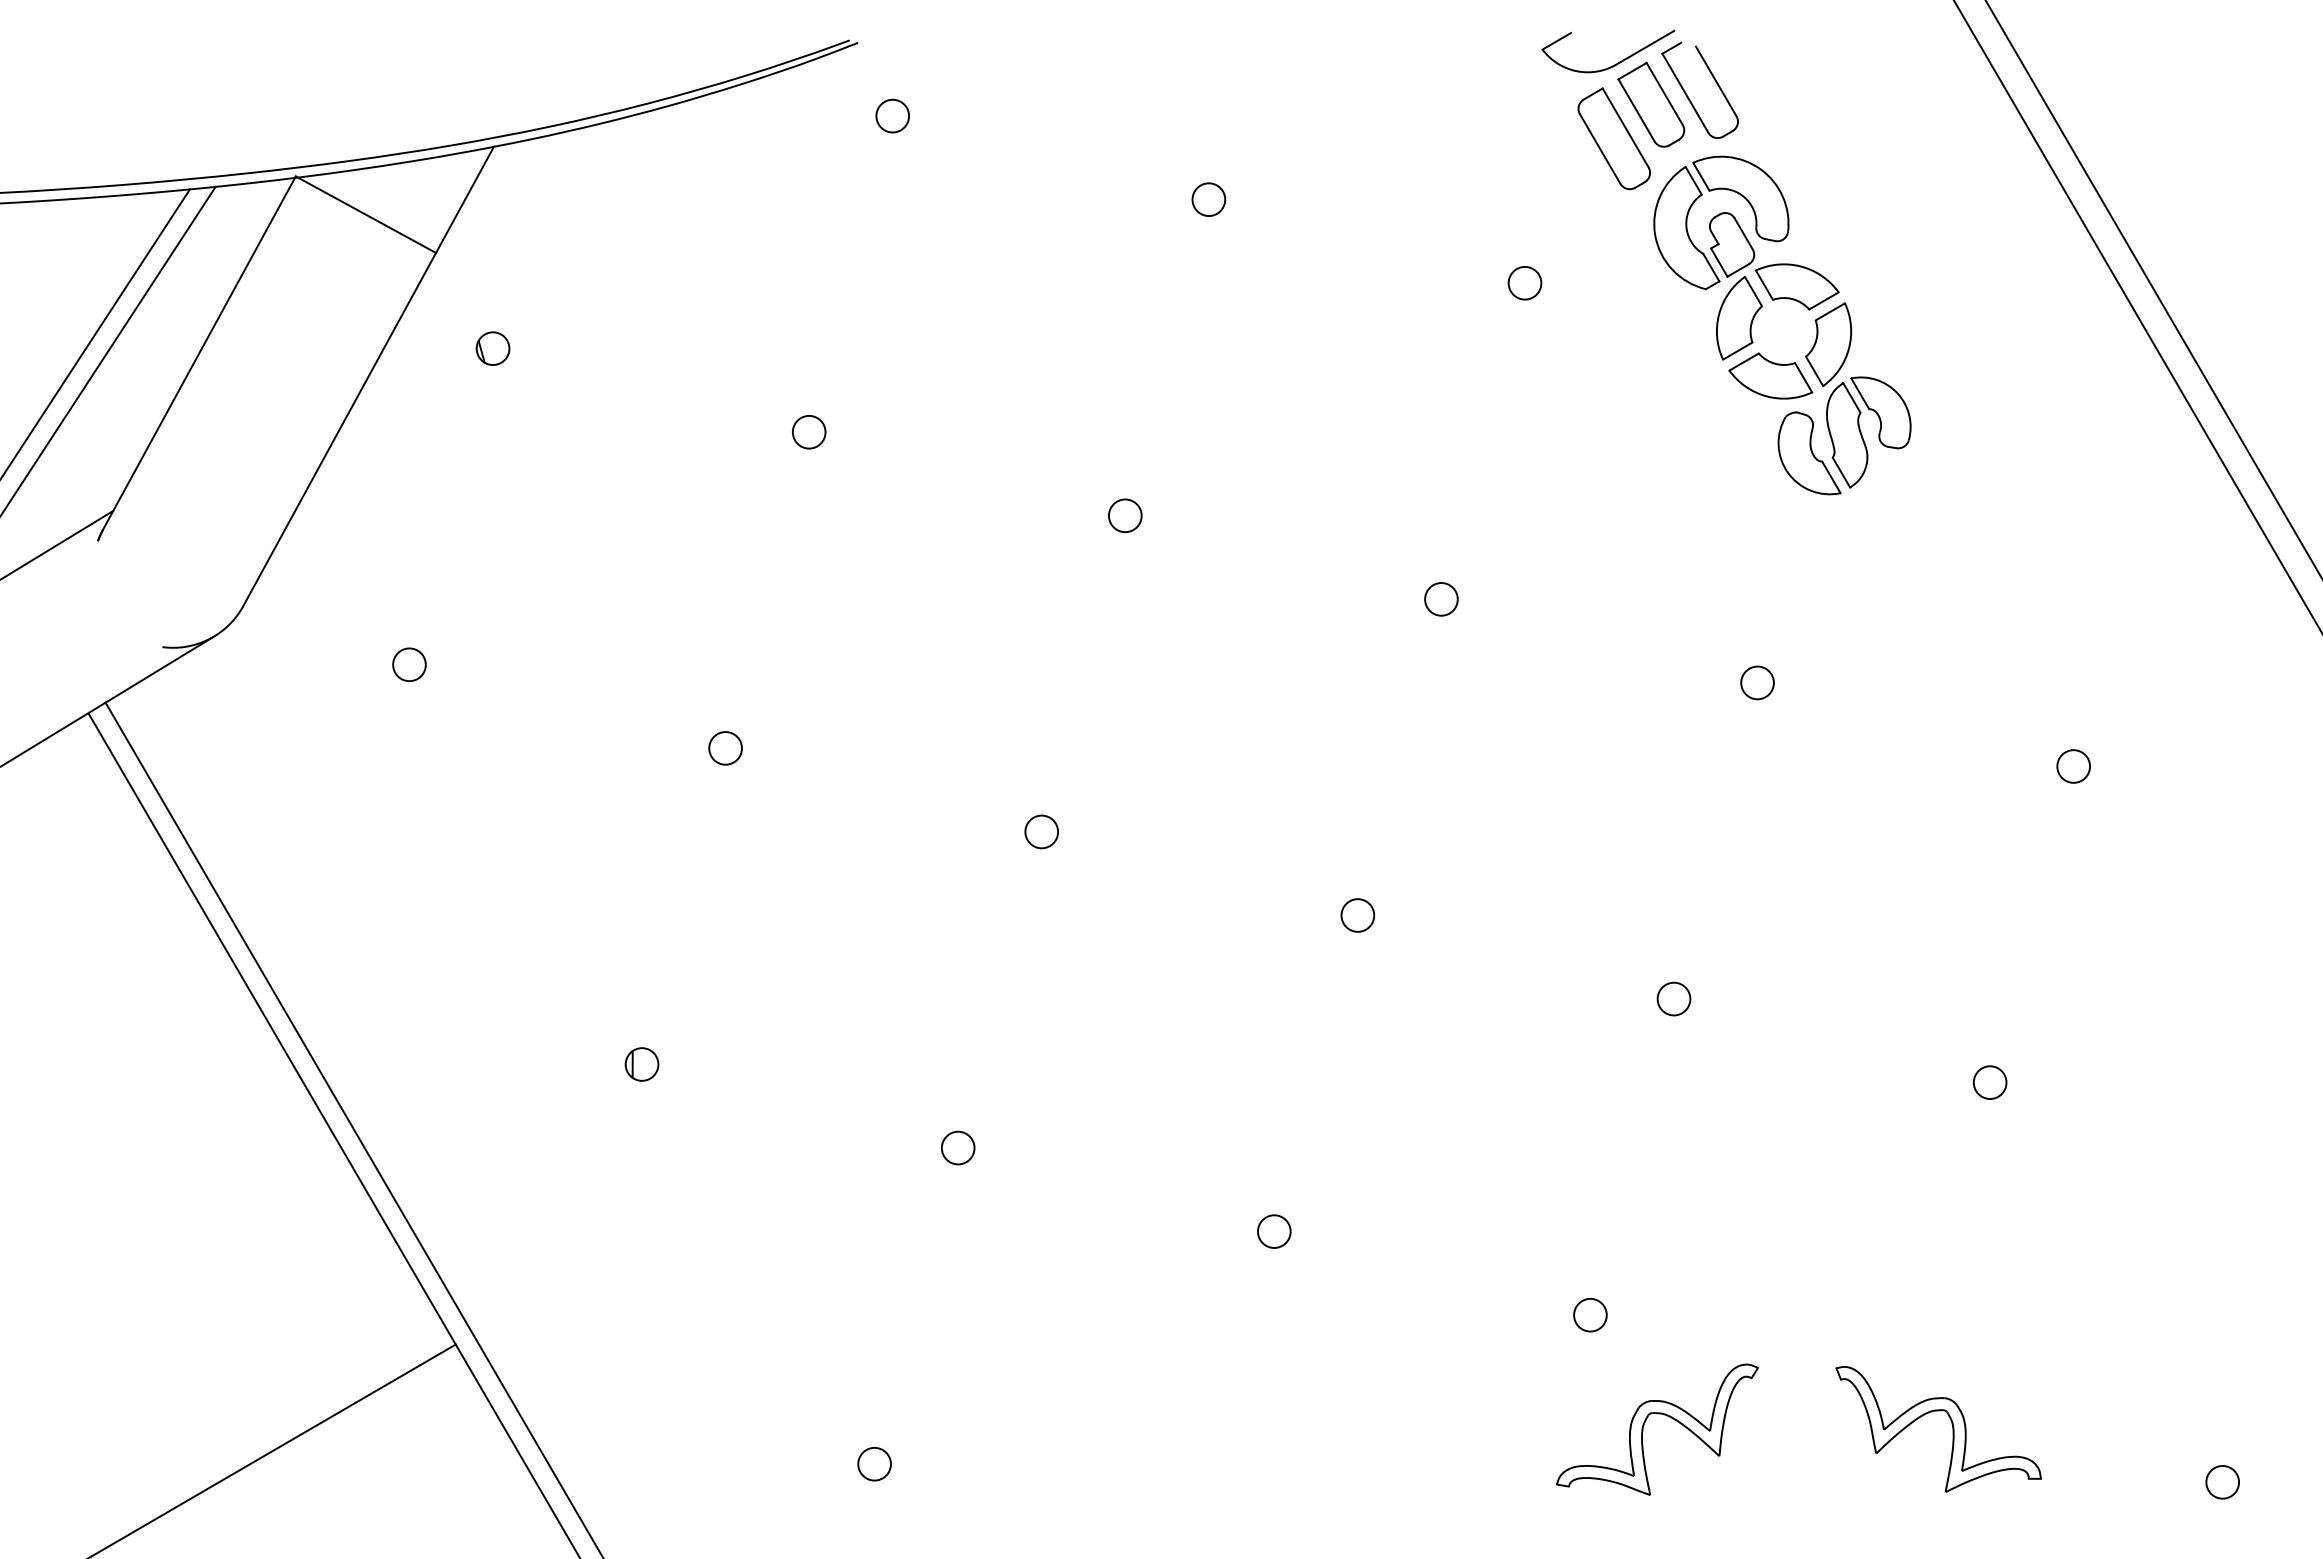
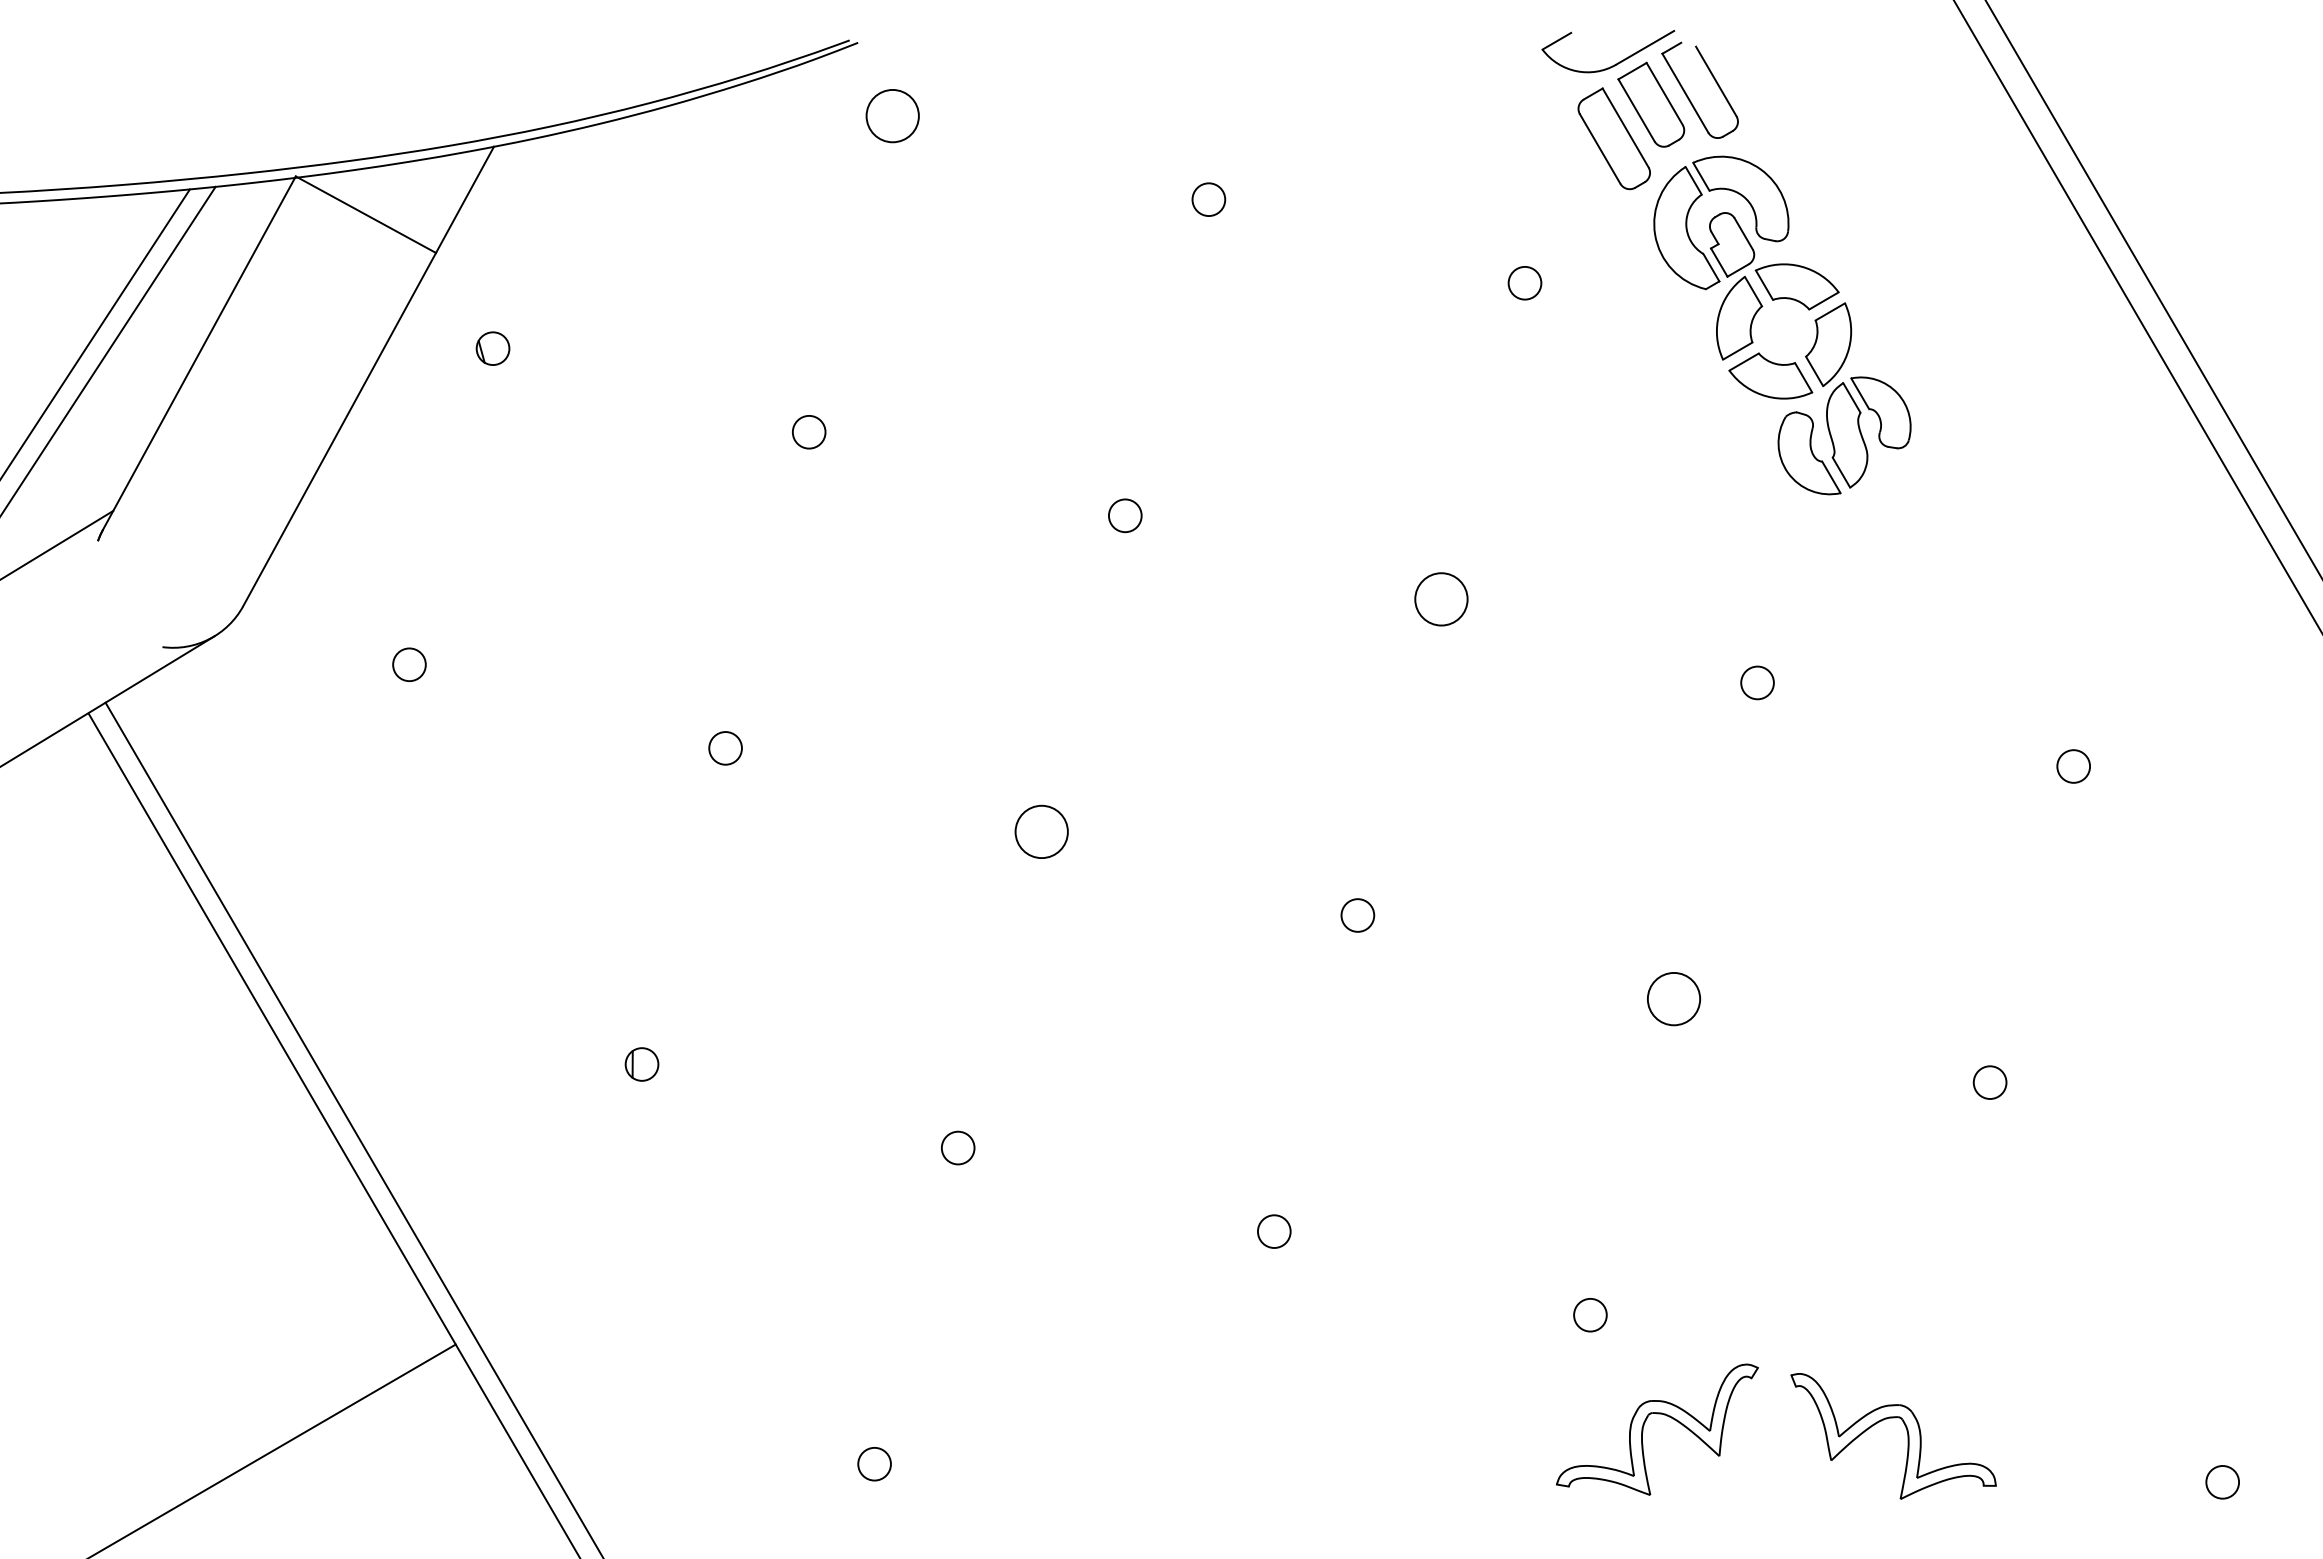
circle diameter: 33 px -> 52 px (892, 115)
circle diameter: 33 px -> 52 px (1441, 599)
circle diameter: 33 px -> 52 px (1041, 831)
circle size: 36x36 px -> 55x55 px (1674, 999)
part position: (1951, 1424) -> (1906, 1431) (1906, 1431)
